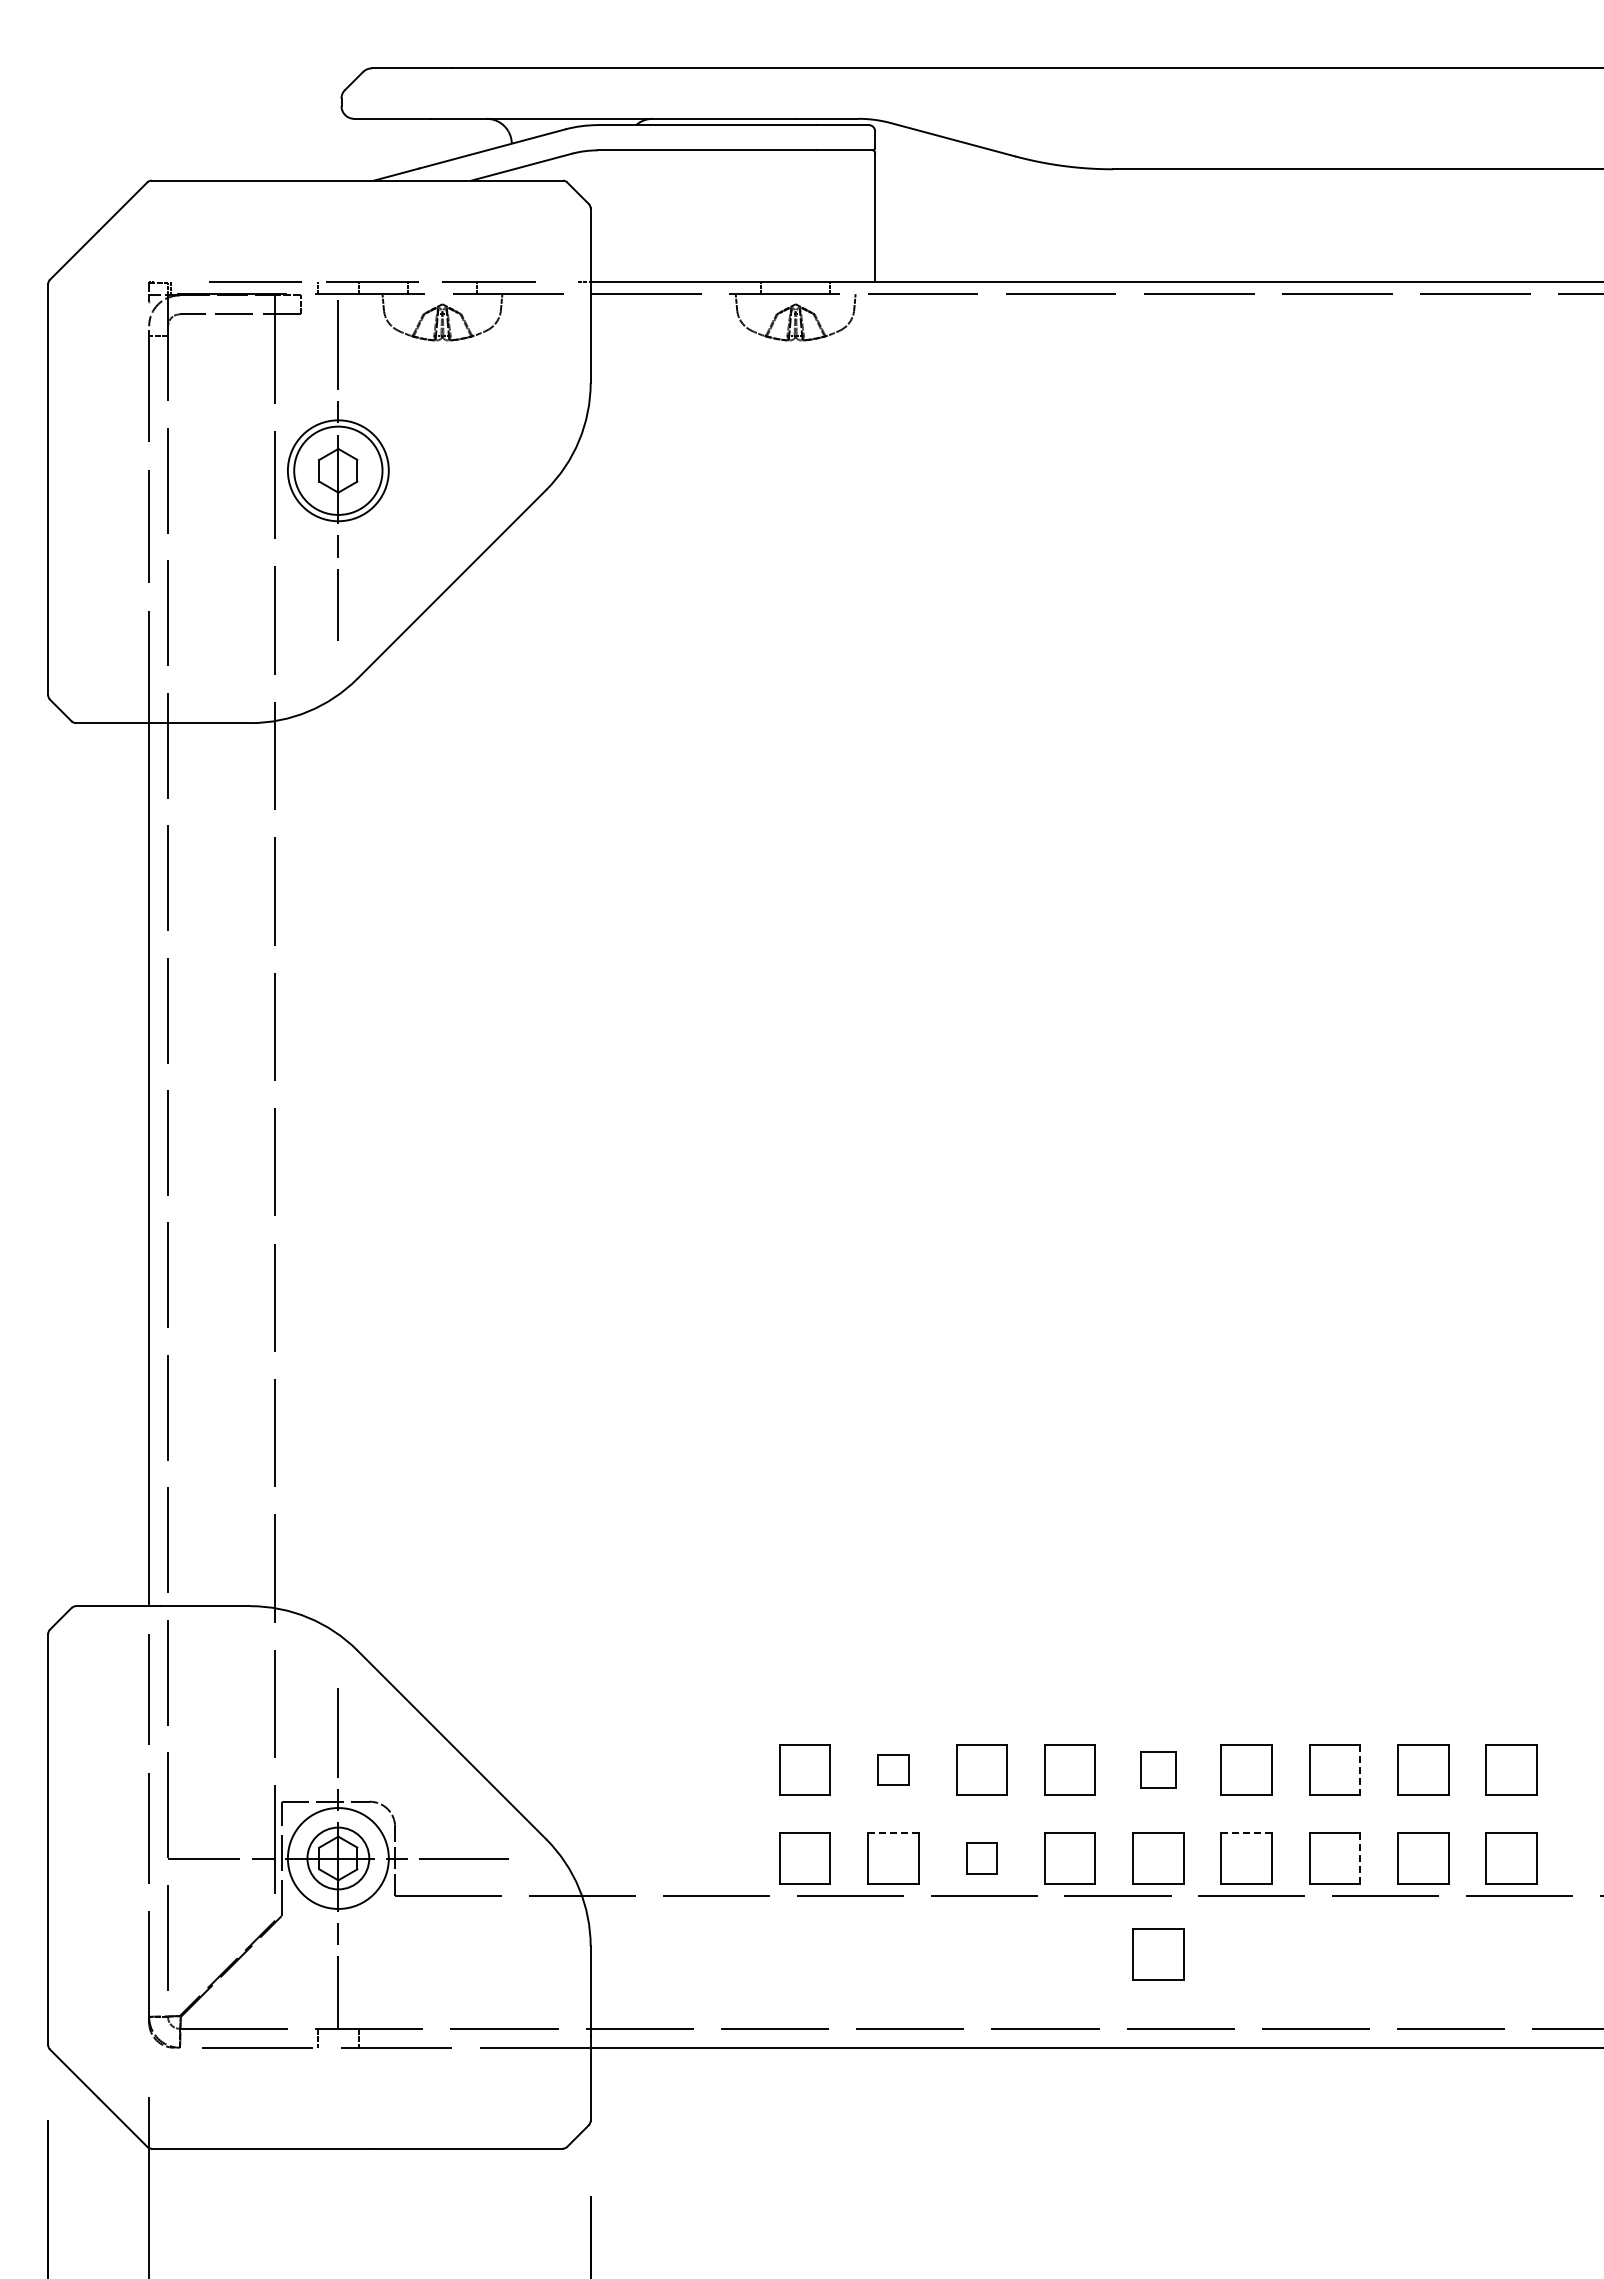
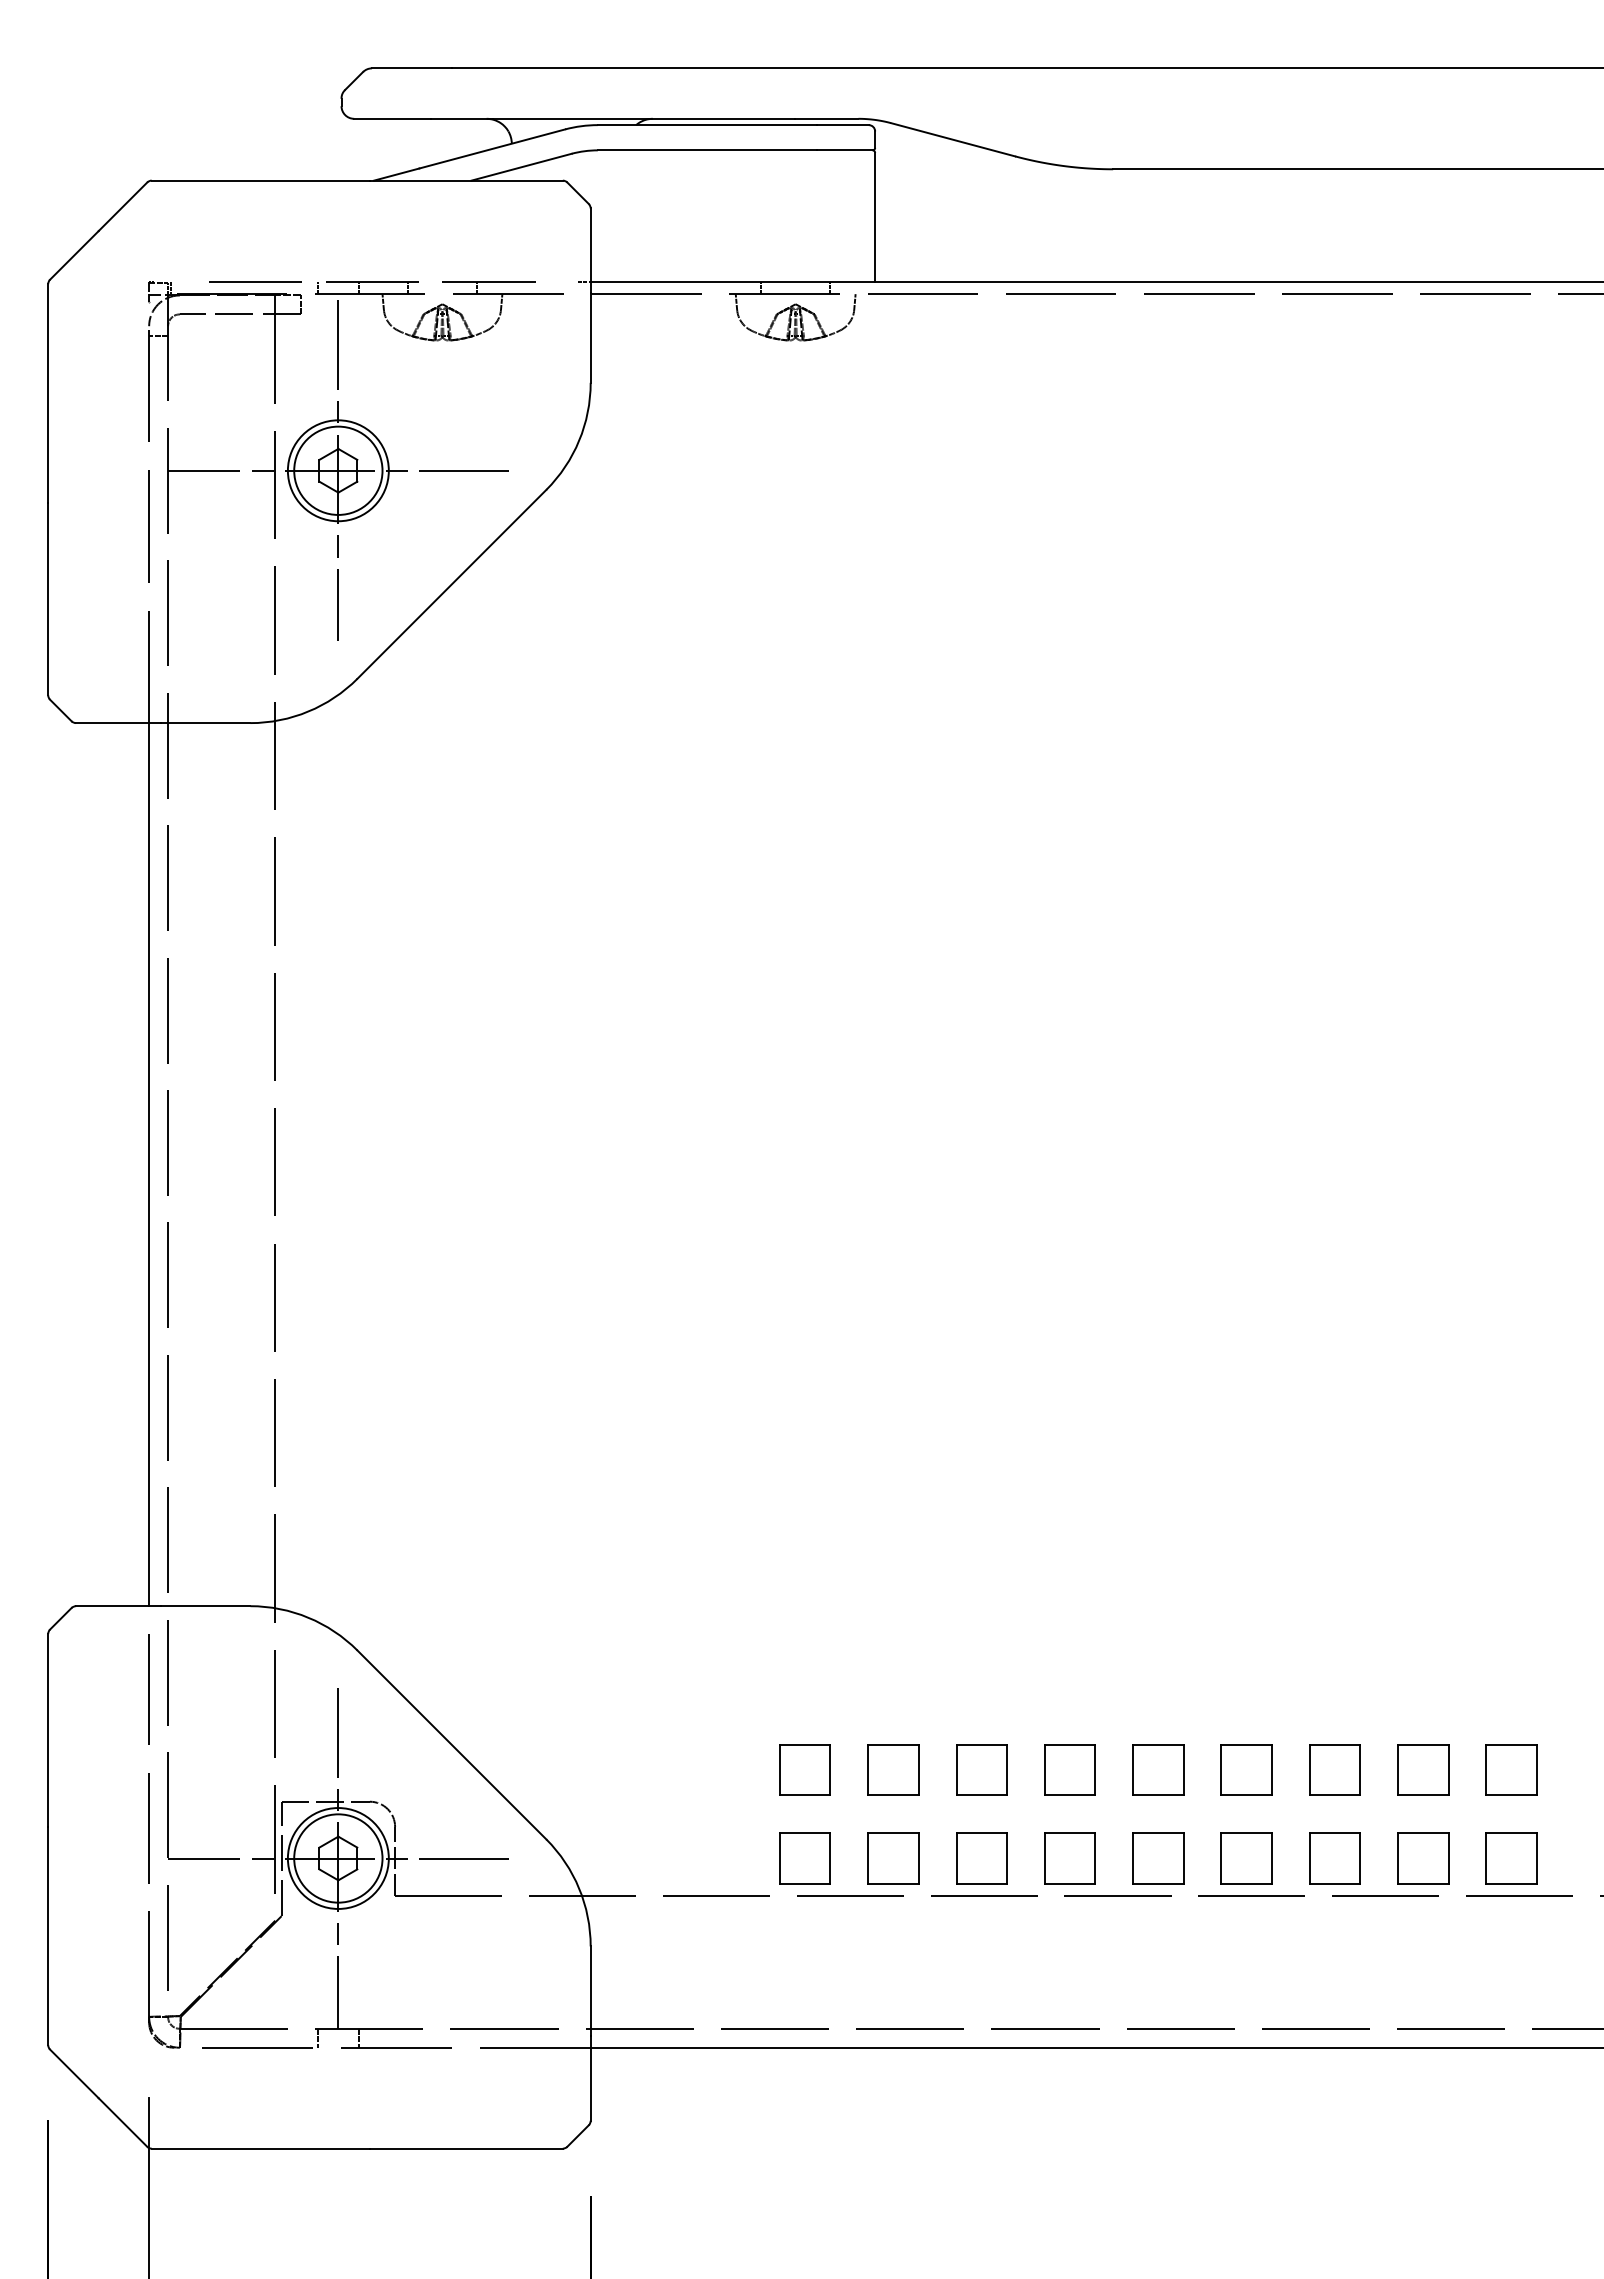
line: none -> present (338, 470)
part size: 33x32 px -> 53x52 px (893, 1769)
part size: 37x38 px -> 53x52 px (1158, 1769)
line: dashed -> solid (1360, 1770)
line: dashed -> solid (893, 1833)
line: dashed -> solid (1247, 1833)
circle diameter: 62 px -> 88 px (338, 1858)
part size: 32x33 px -> 52x53 px (981, 1858)
line: dashed -> solid (1360, 1859)
part: present -> none (1158, 1954)
